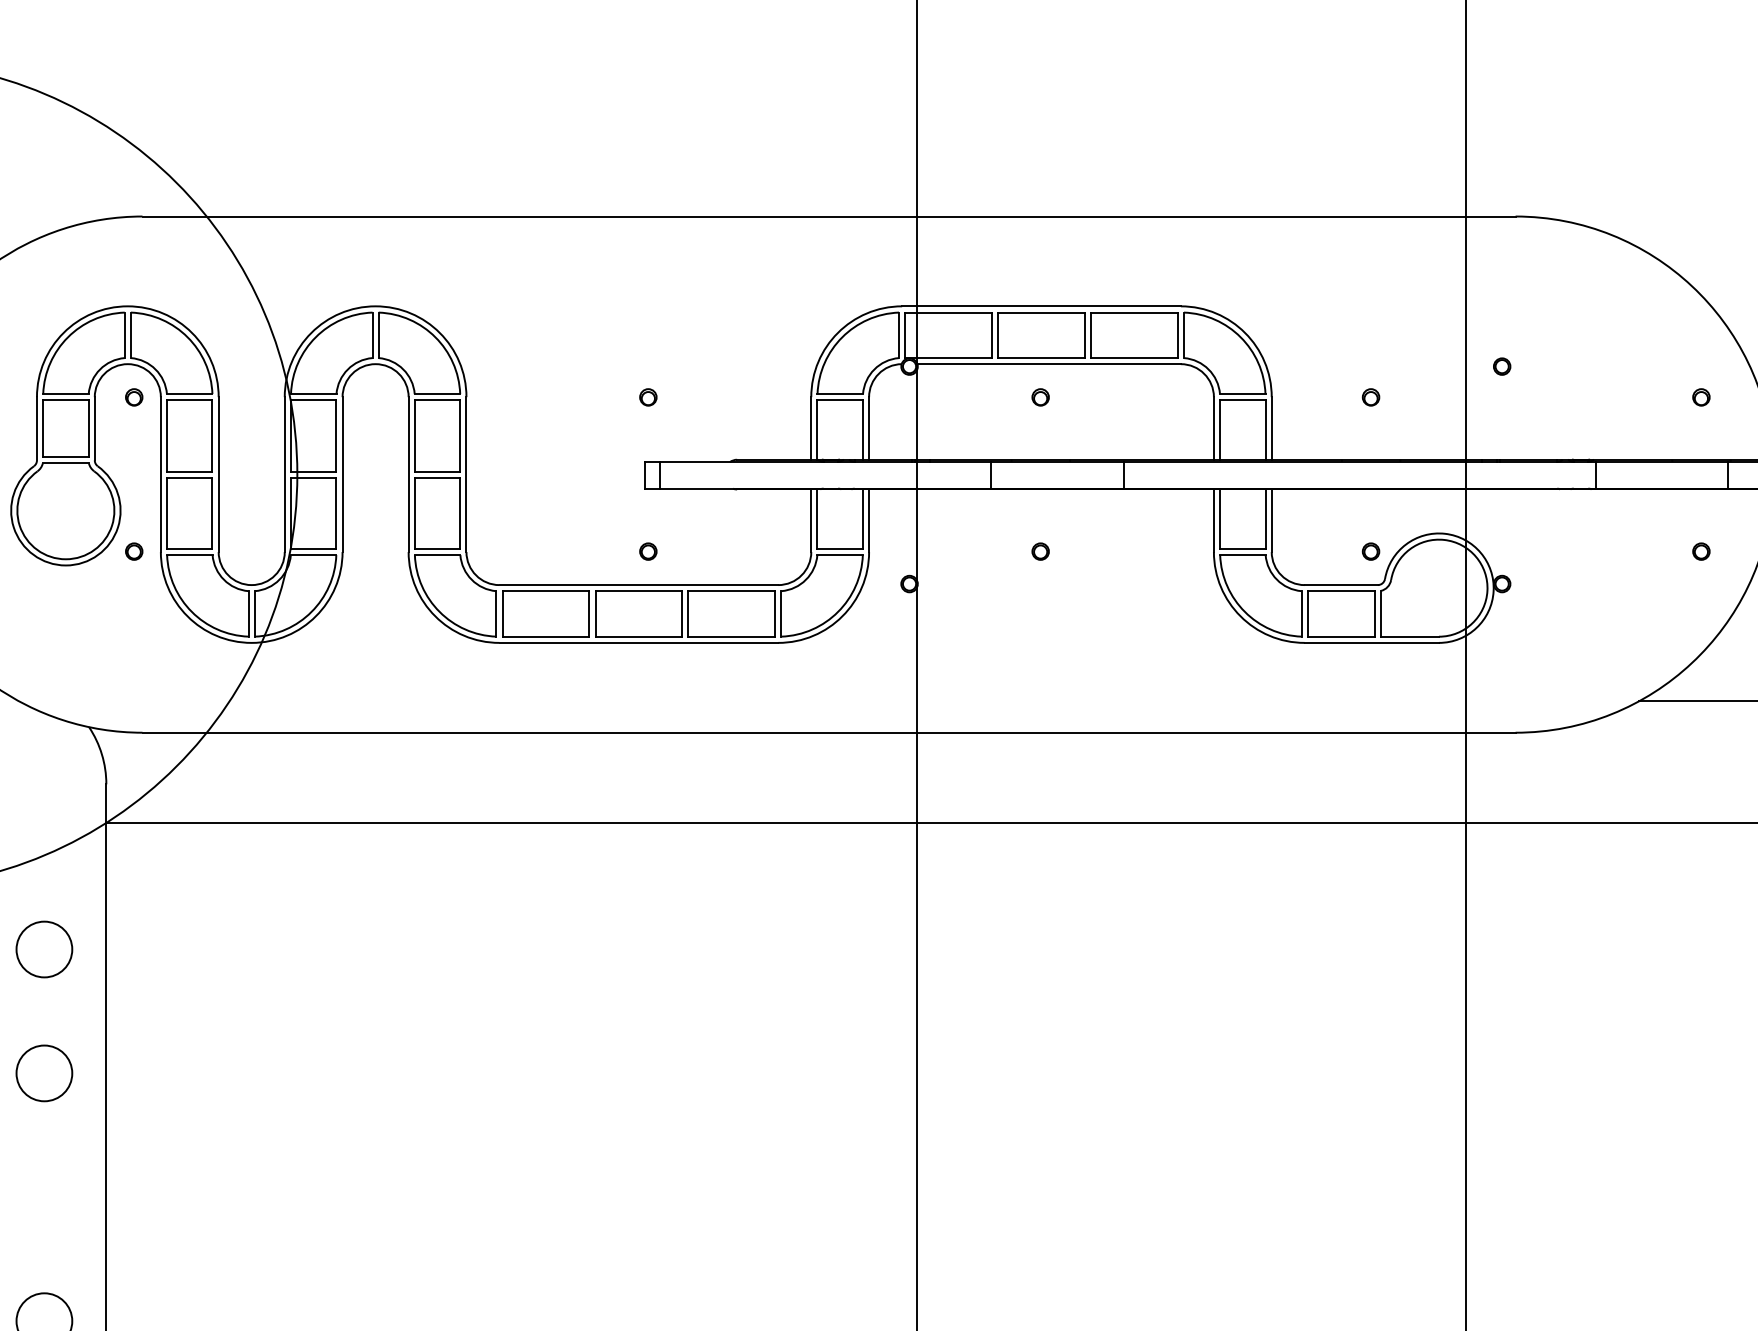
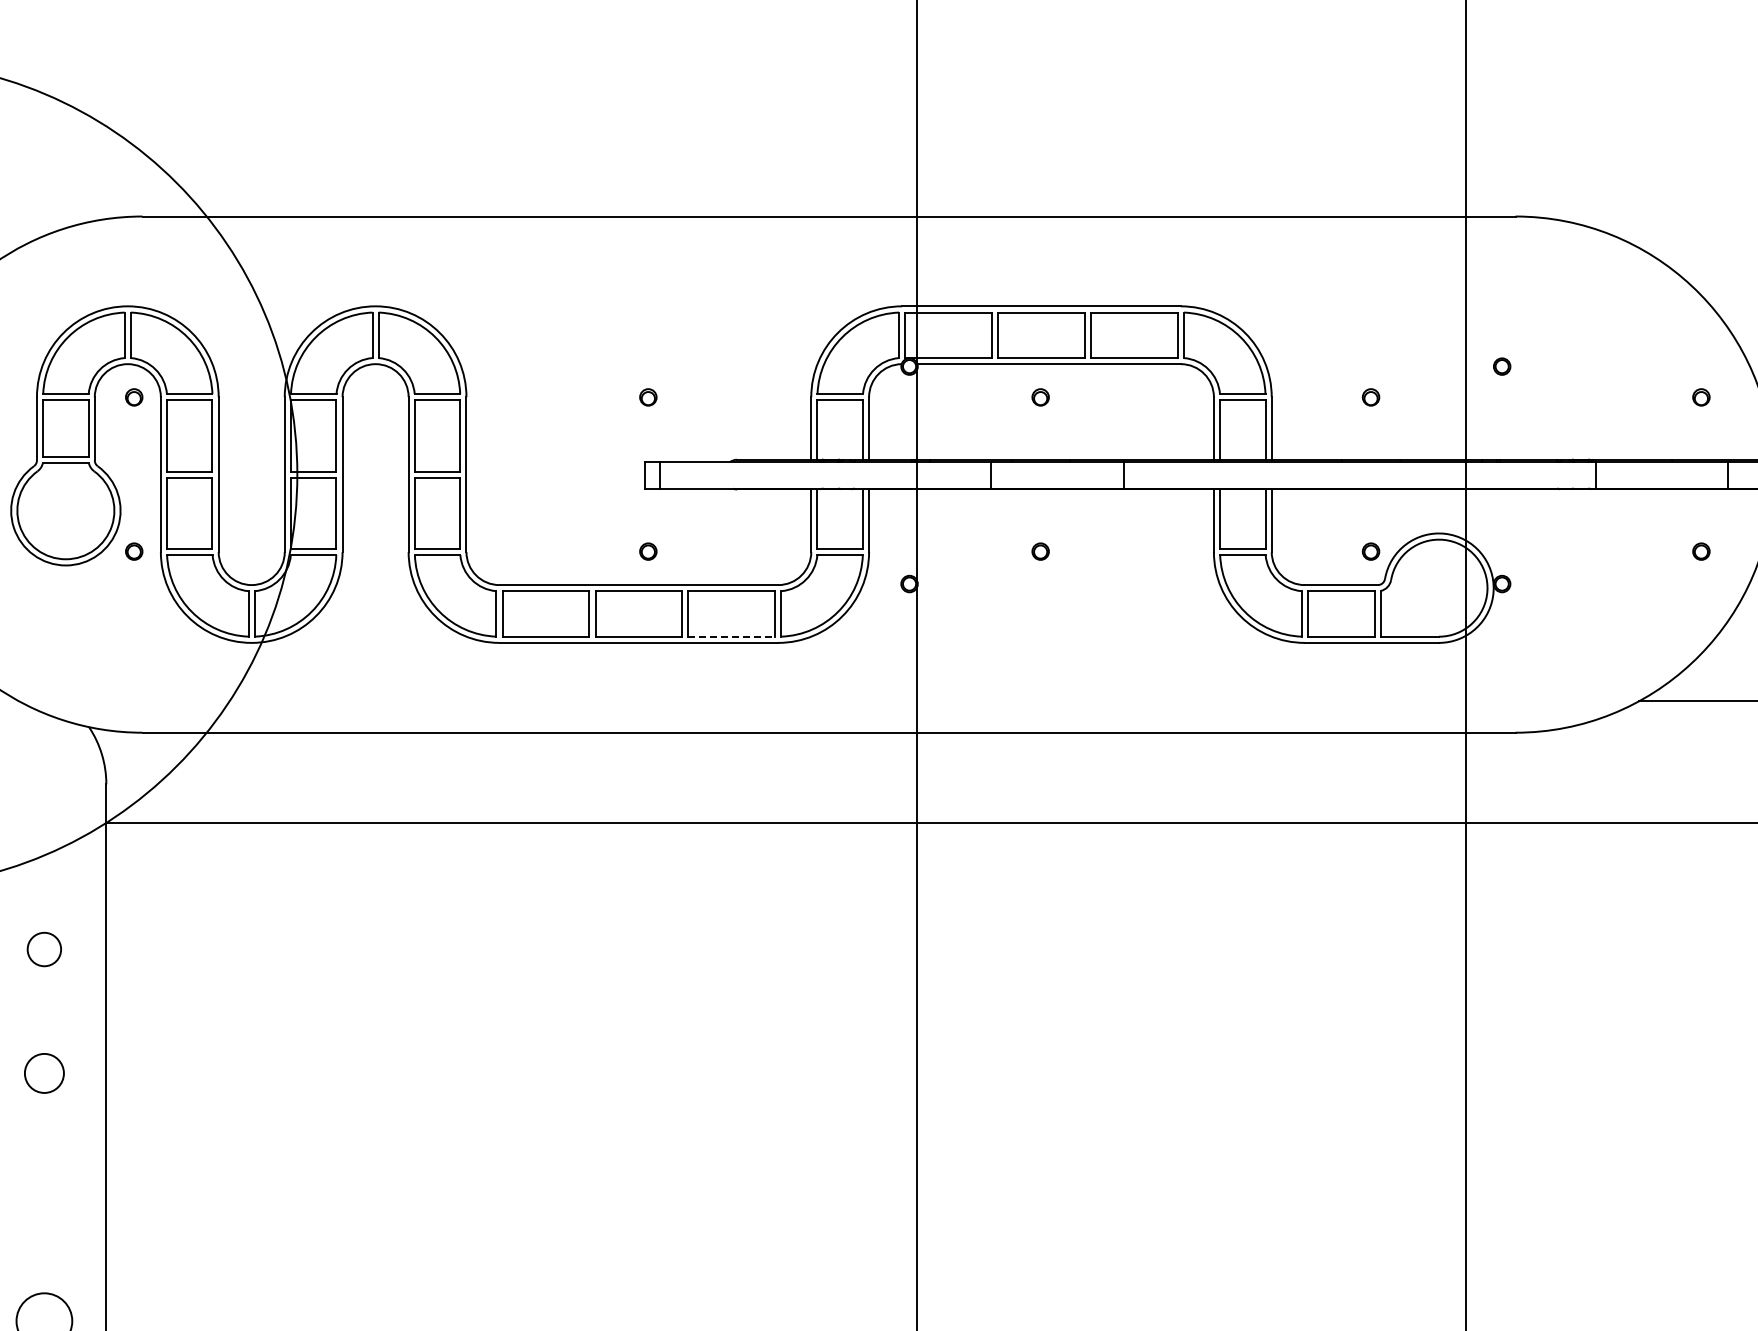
line: solid -> dashed (732, 636)
circle diameter: 56 px -> 33 px (44, 949)
circle size: 59x59 px -> 41x41 px (44, 1073)
